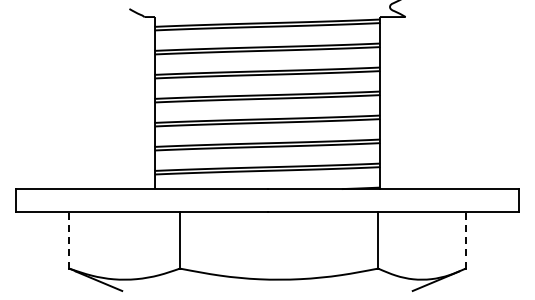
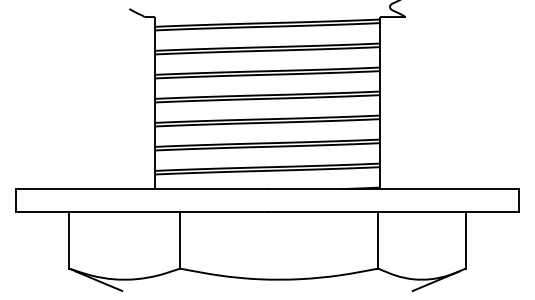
line: dashed -> solid (69, 240)
line: dashed -> solid (465, 240)
